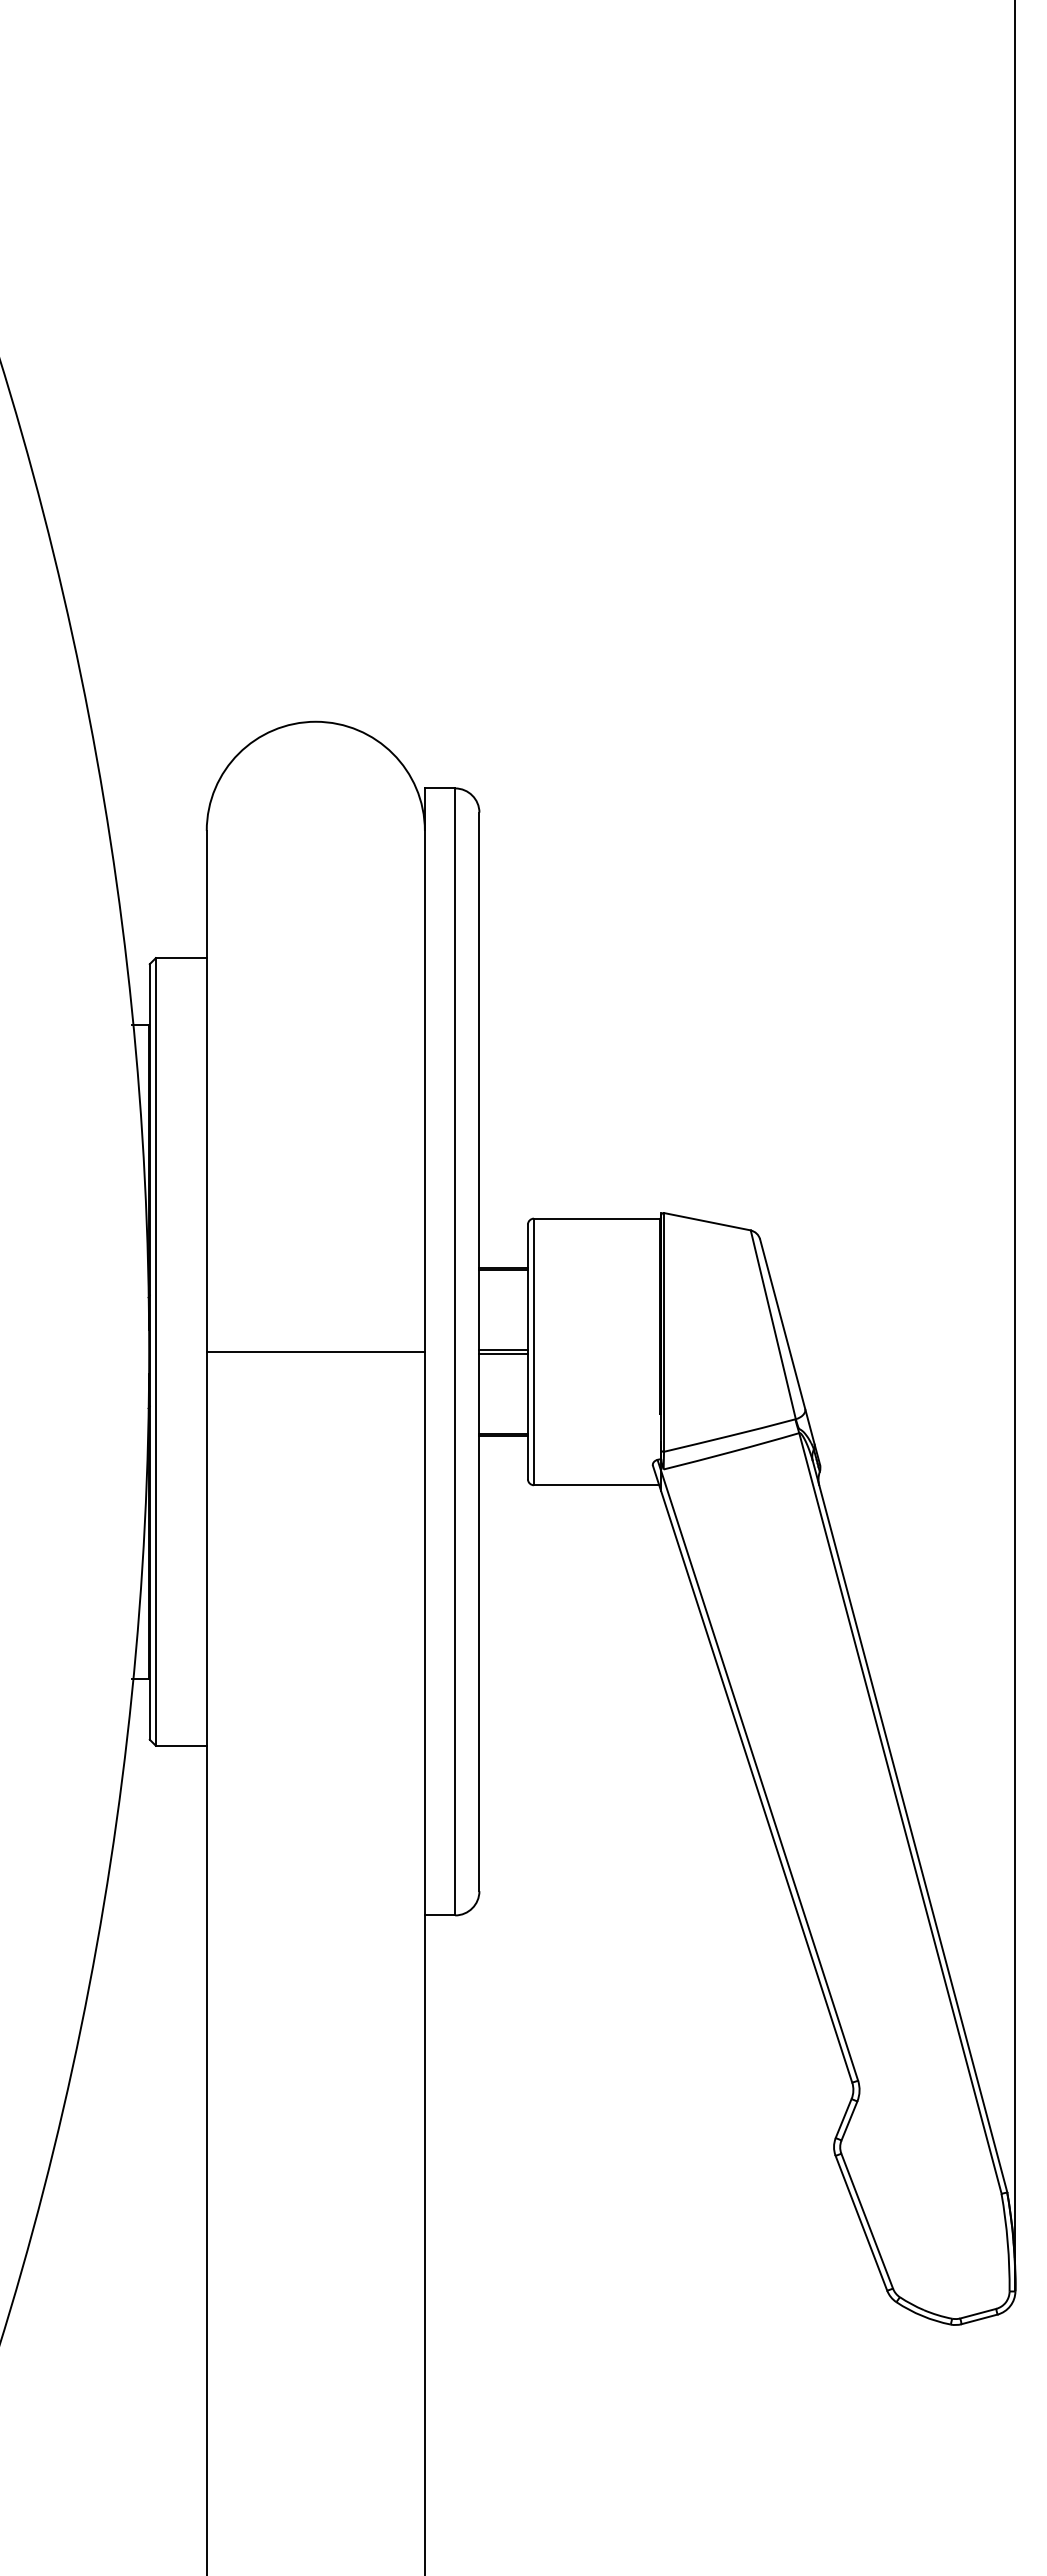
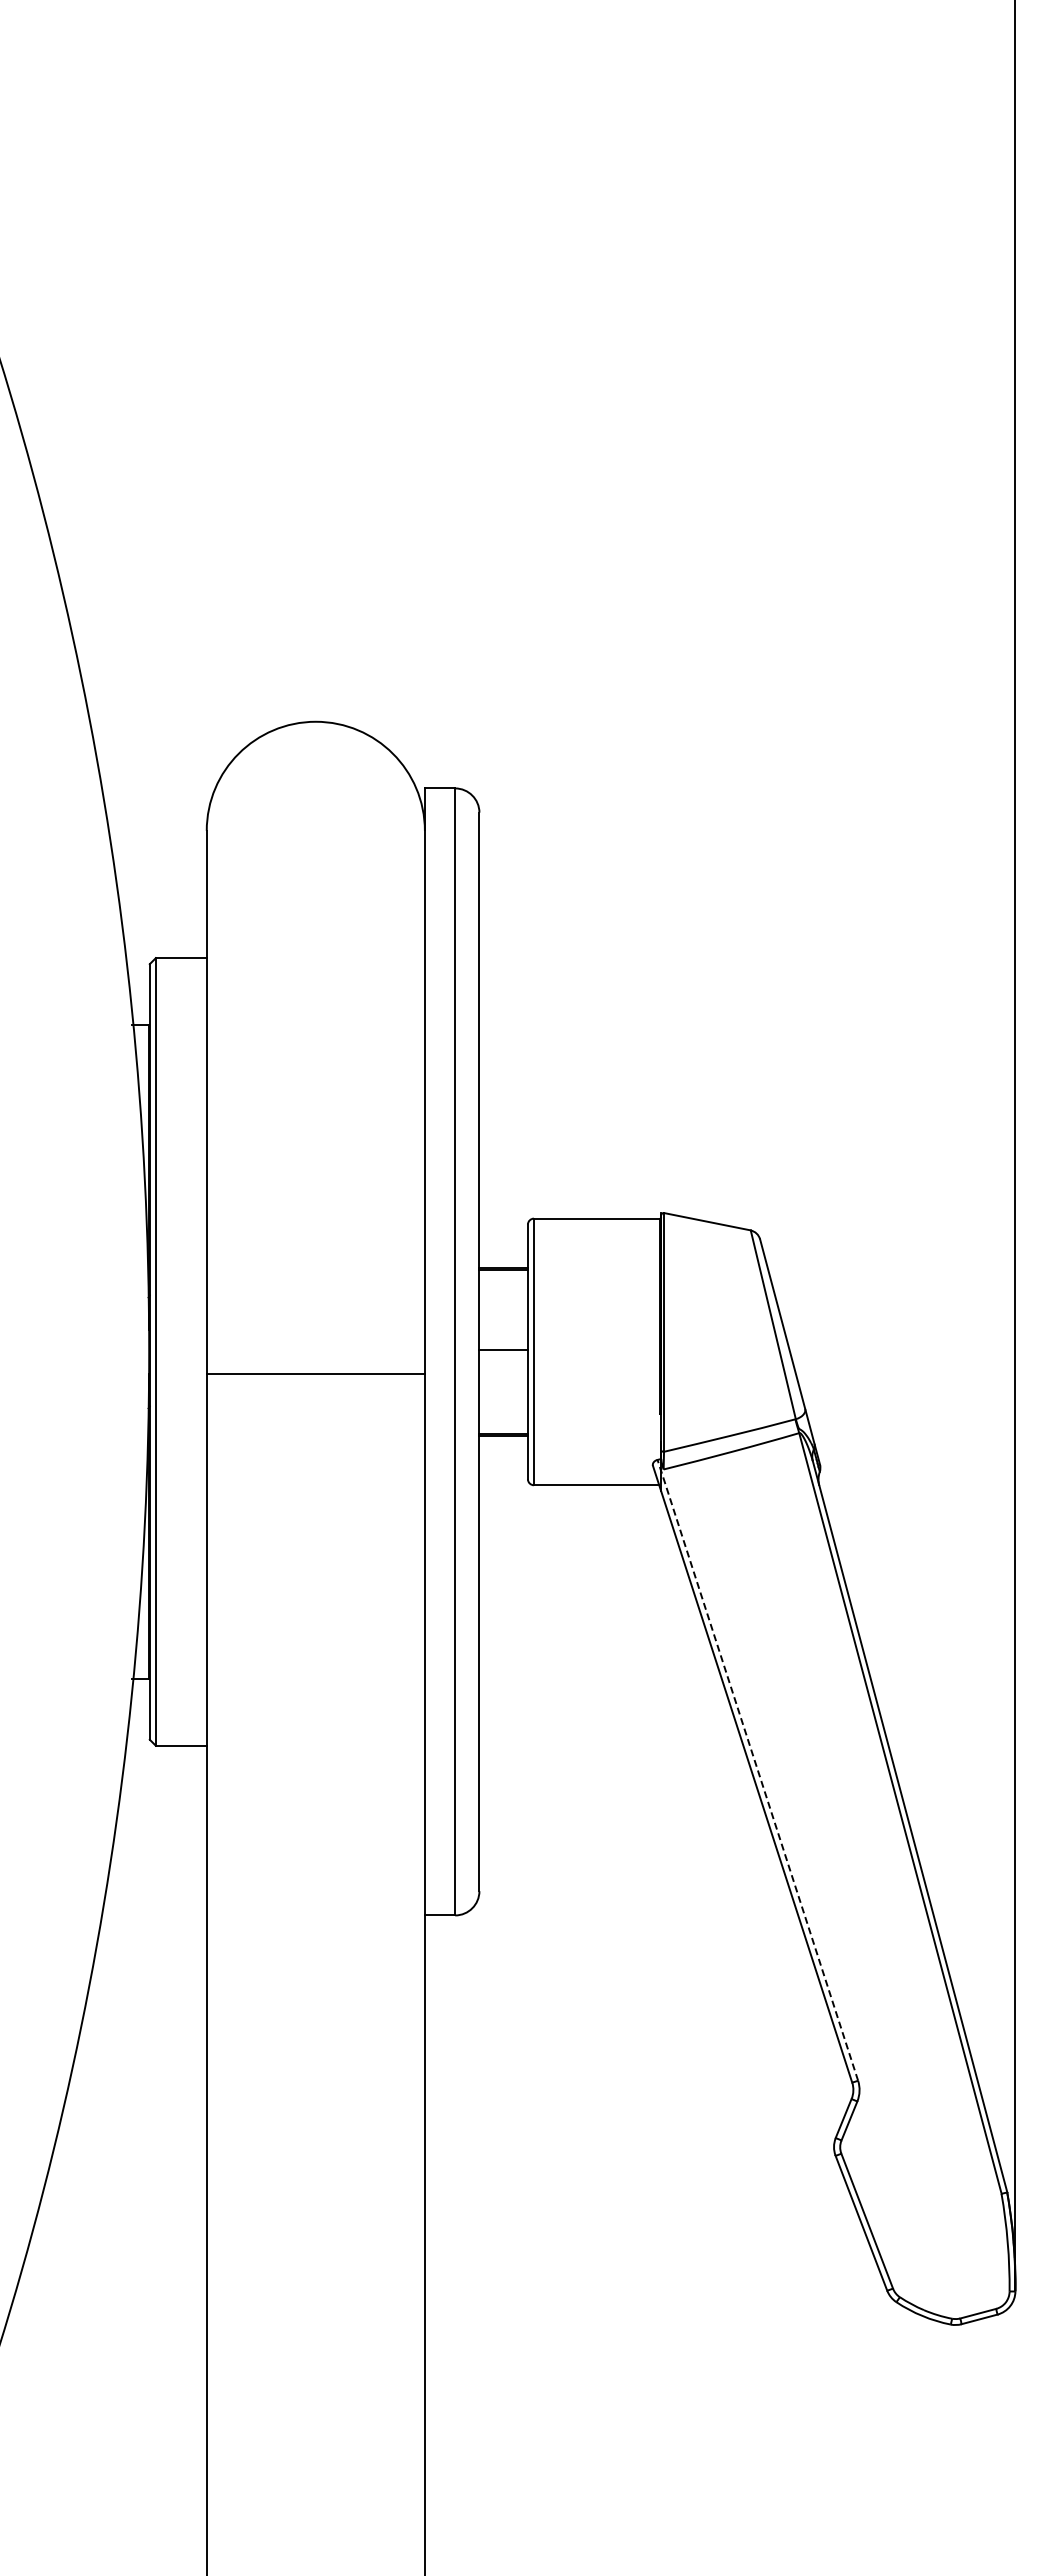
line position: (315, 1351) -> (315, 1373) (315, 1373)
line: present -> none (503, 1353)
line: solid -> dashed (757, 1769)
